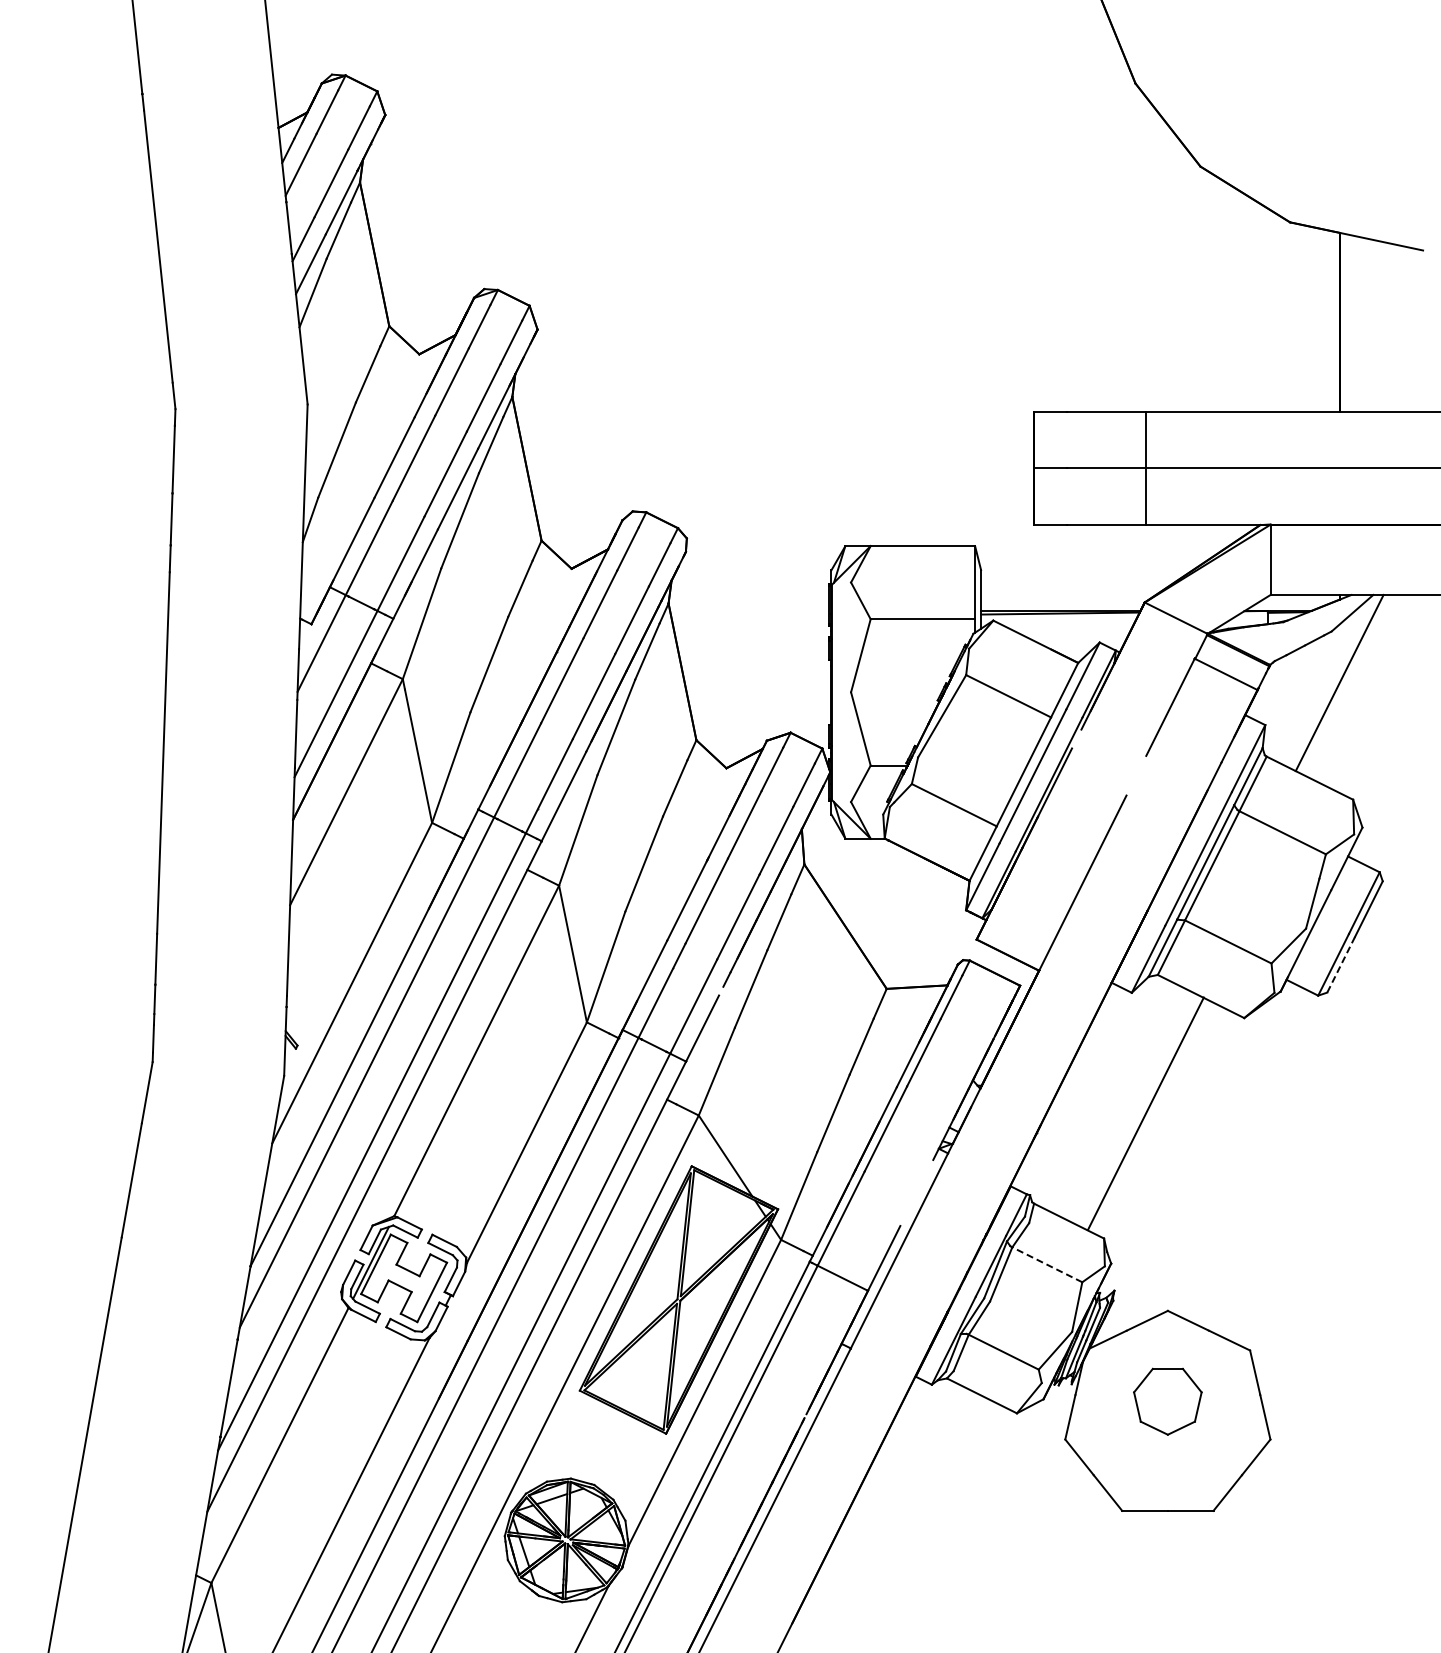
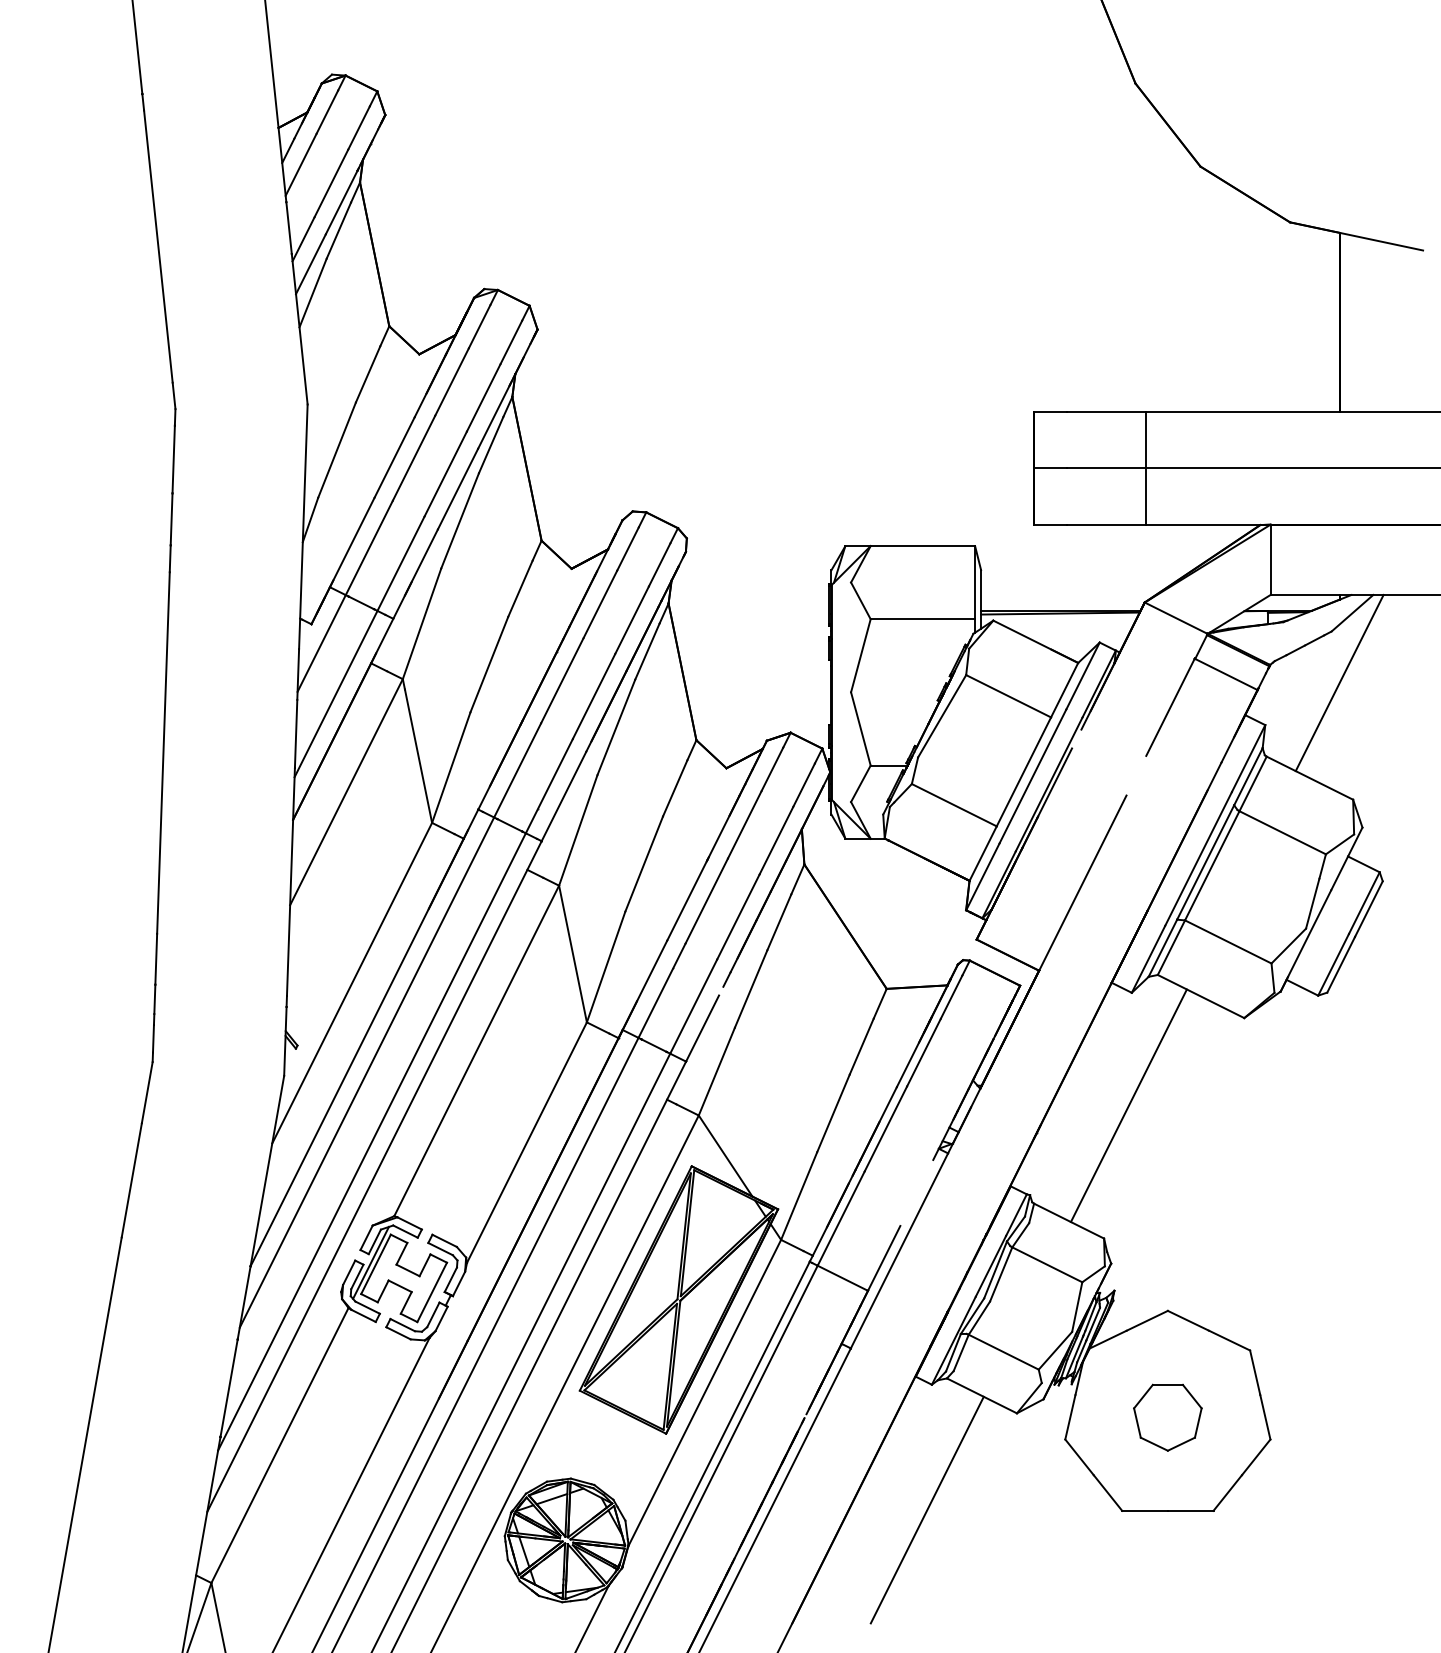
line: dashed -> solid (1340, 965)
line position: (1145, 1113) -> (1128, 1105) (1128, 1105)
line: dashed -> solid (1046, 1264)
part position: (1167, 1401) -> (1167, 1417) (1167, 1417)
line: none -> present (926, 1509)
